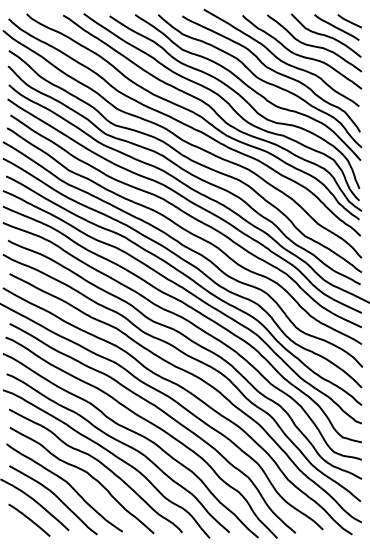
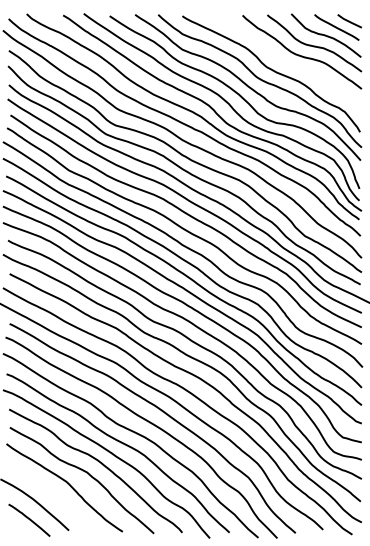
curve: present -> none (281, 59)
curve: present -> none (56, 497)
